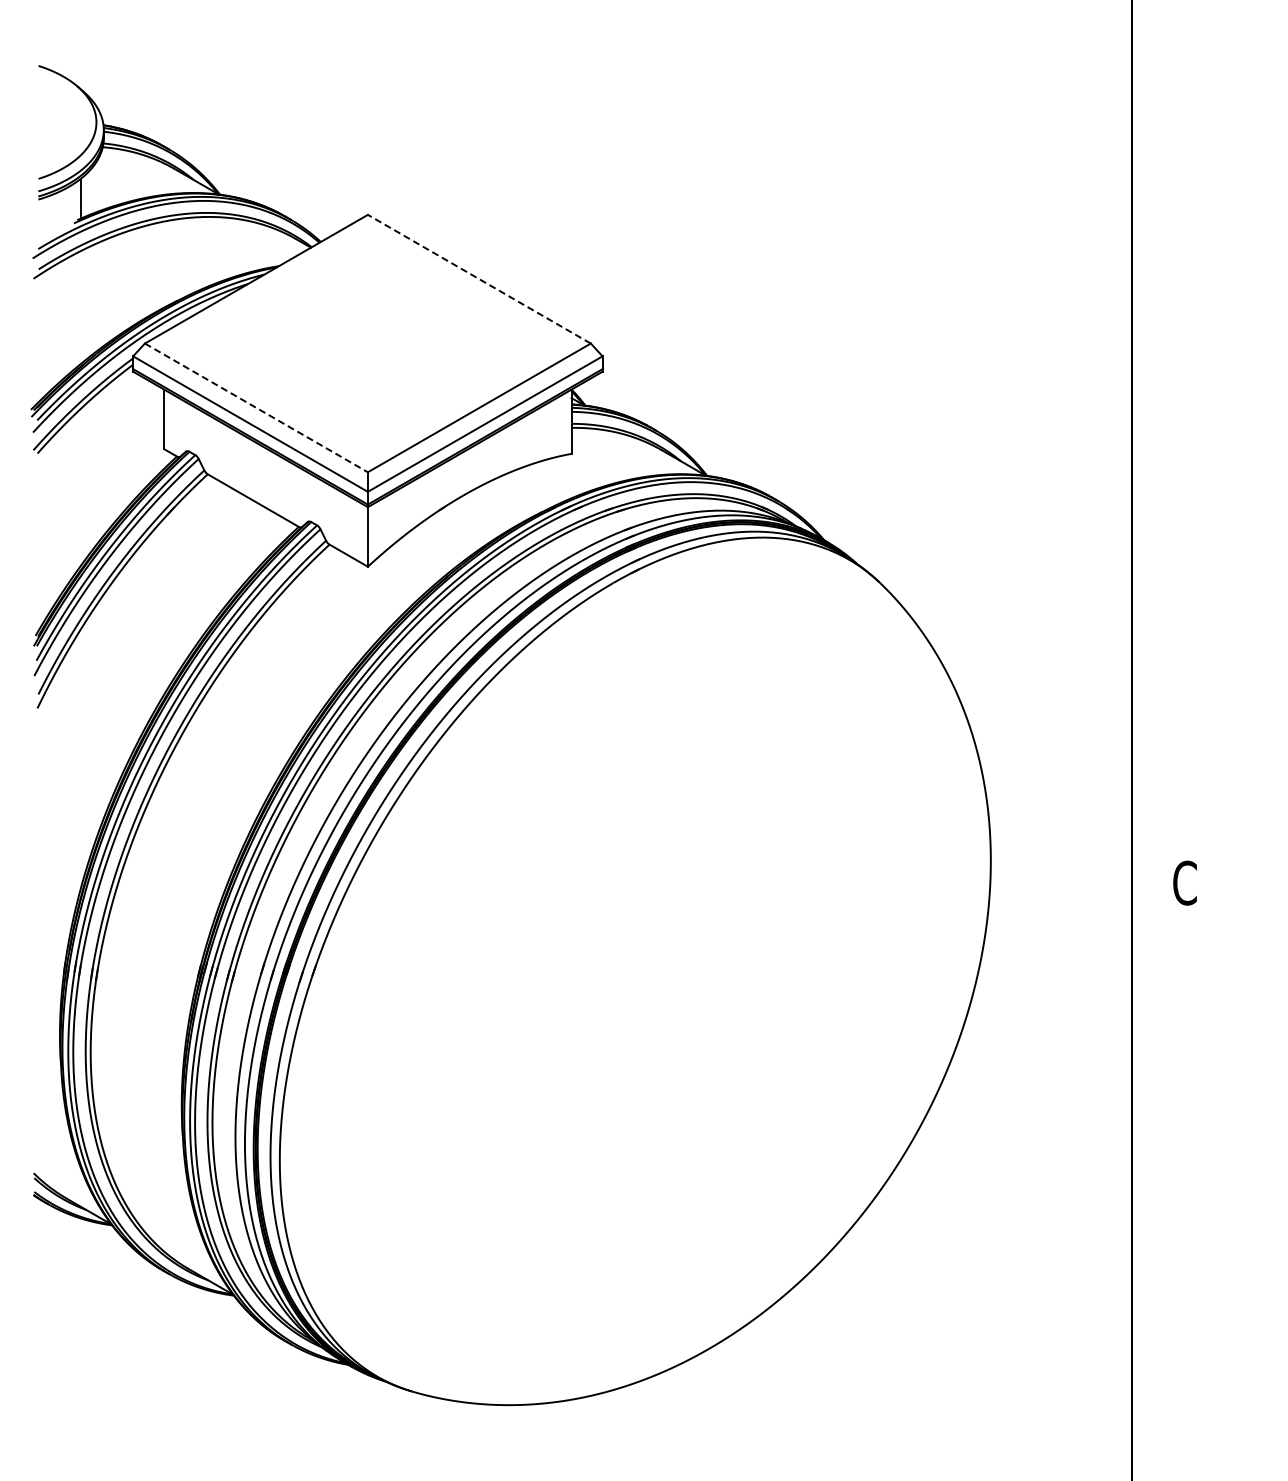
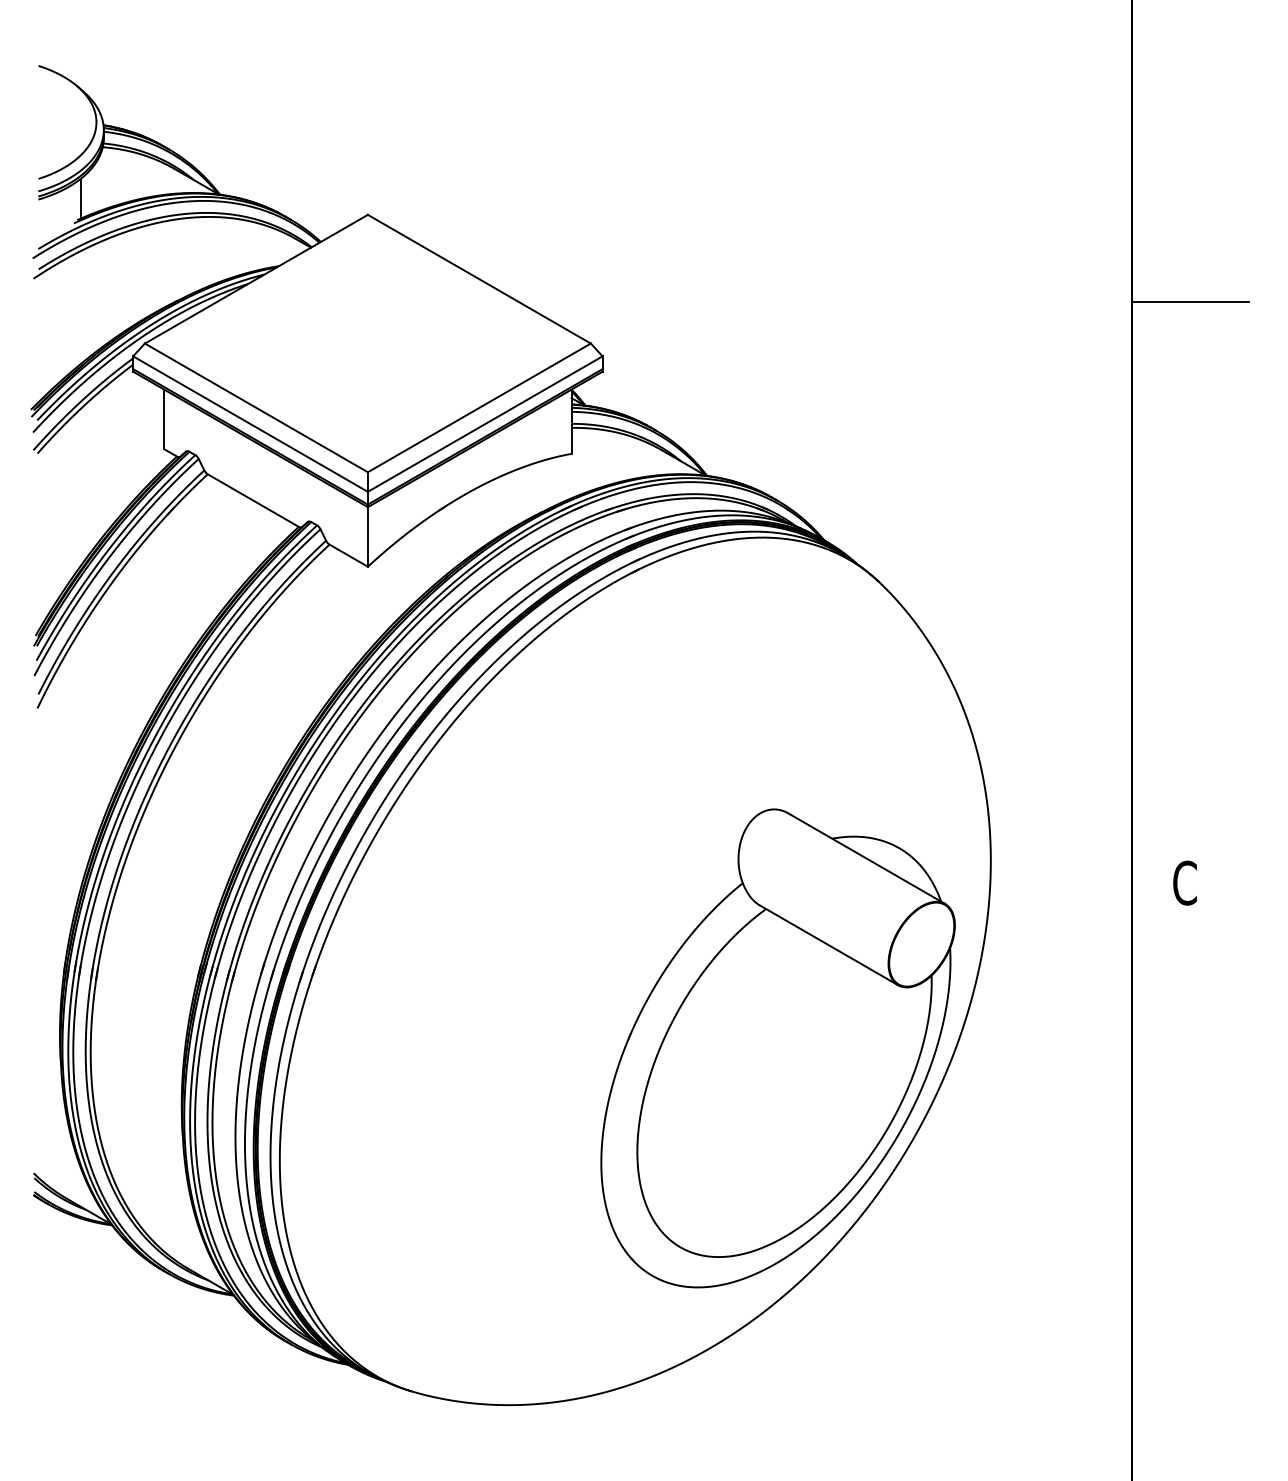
line: dashed -> solid (479, 279)
line: none -> present (1190, 301)
line: dashed -> solid (256, 407)
part: none -> present (777, 1048)
